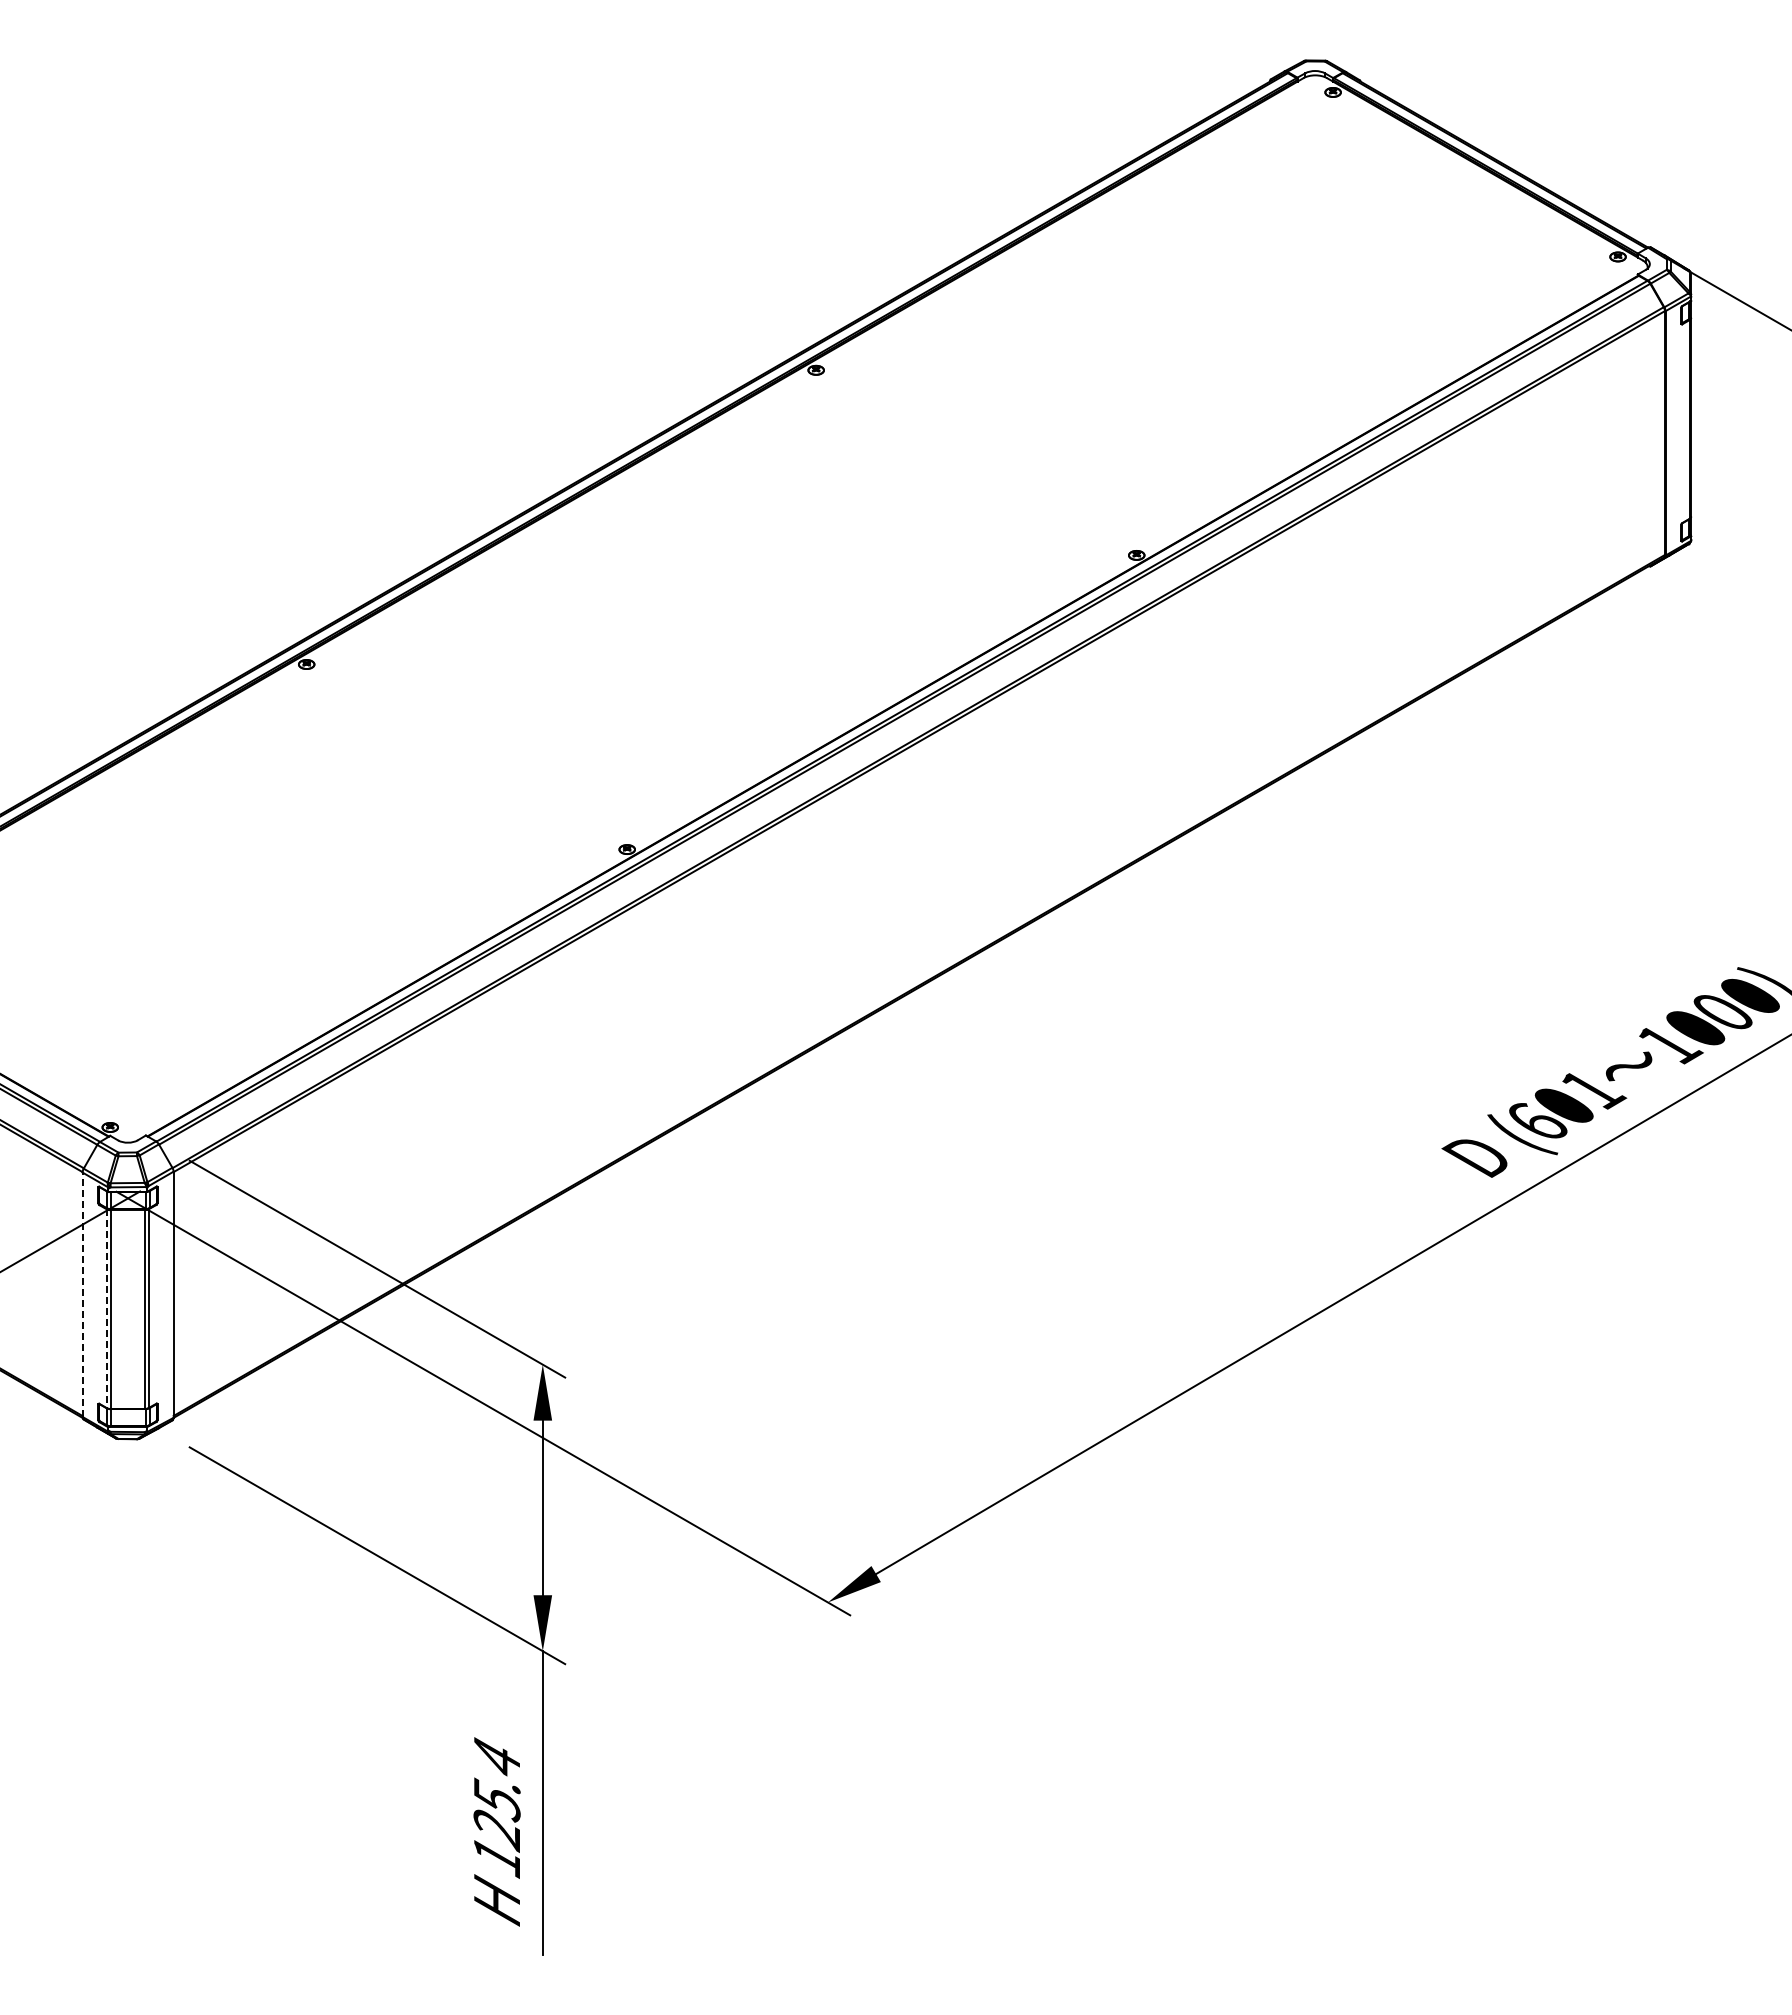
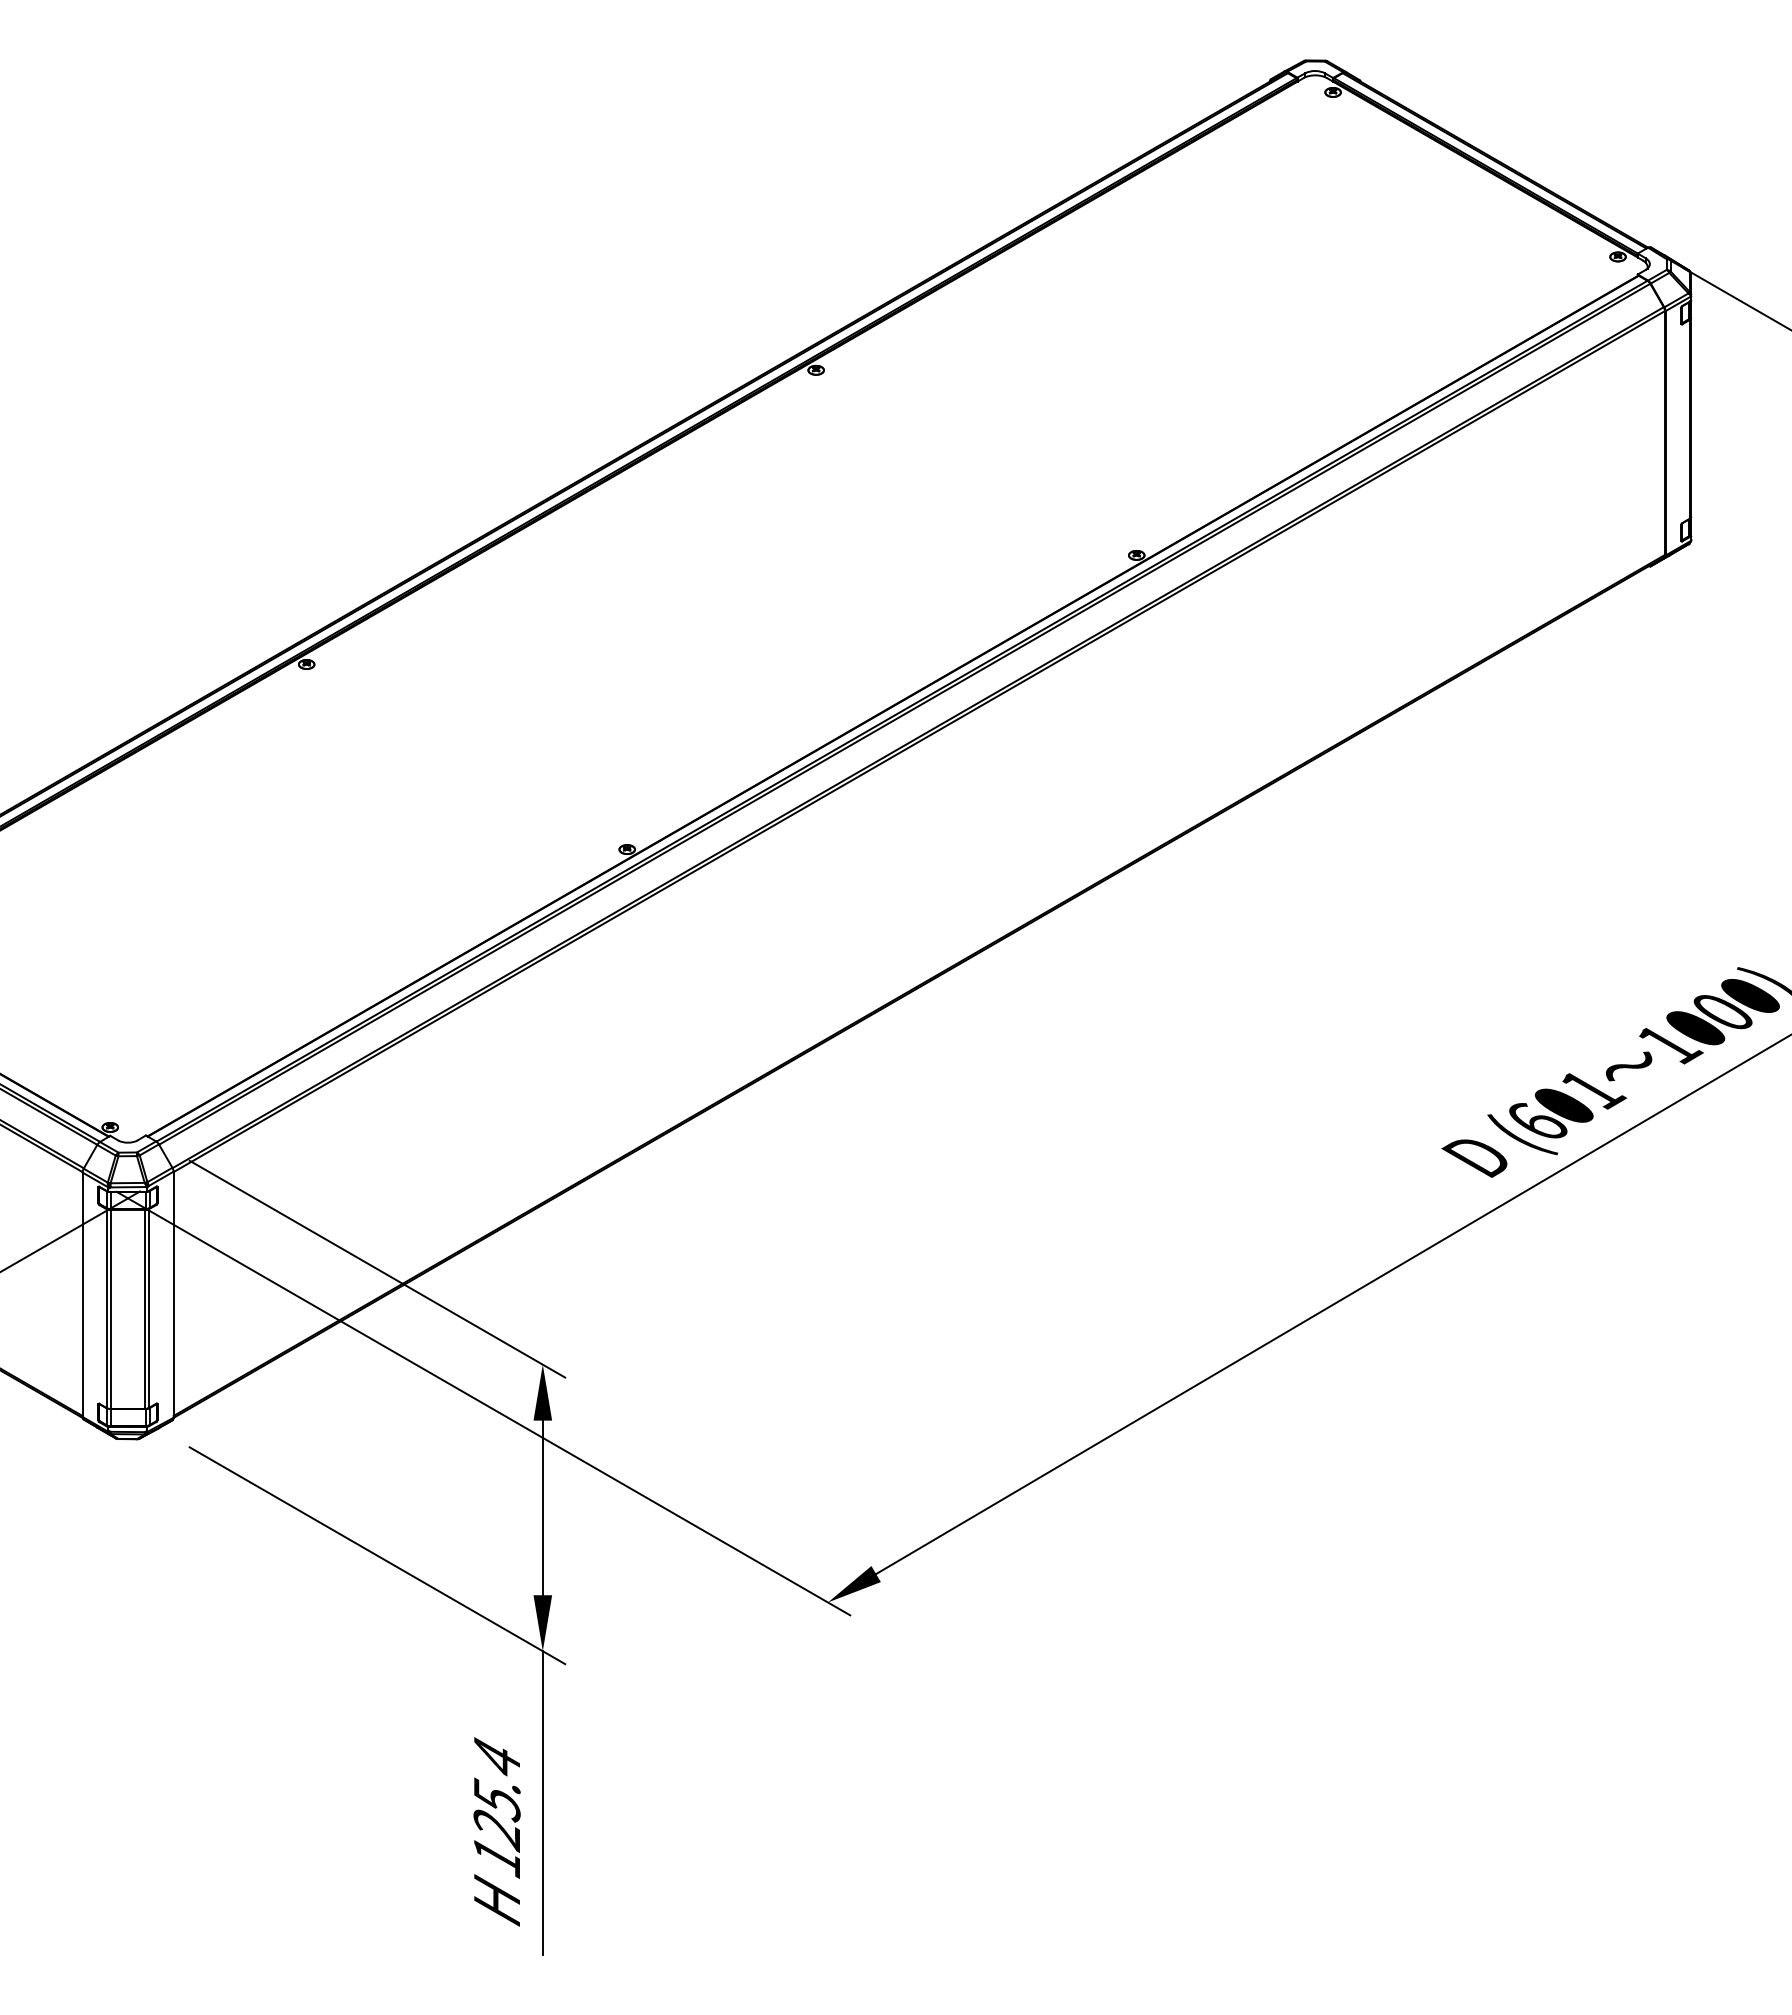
line: dashed -> solid (82, 1294)
line: dashed -> solid (106, 1309)
